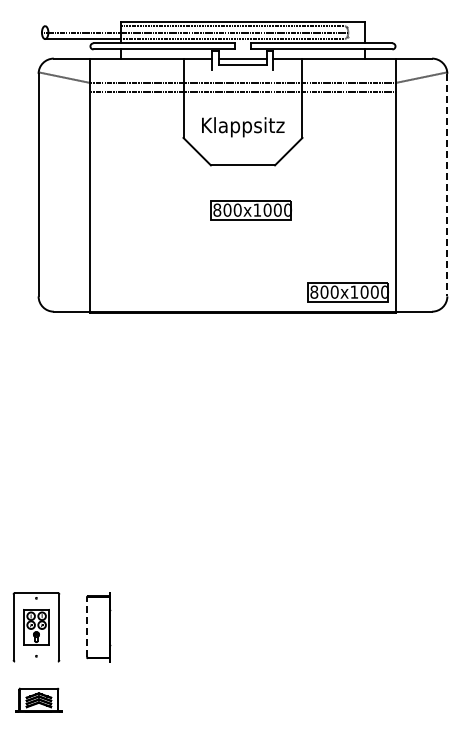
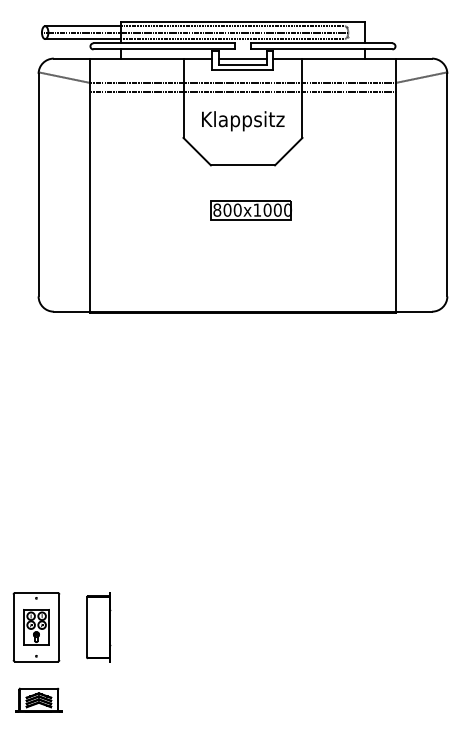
line: none -> present (82, 26)
line: none -> present (242, 70)
text position: (243, 127) -> (243, 121) (243, 121)
line: dashed -> solid (447, 185)
part: present -> none (347, 292)
line: dashed -> solid (87, 626)
line: none -> present (36, 661)
